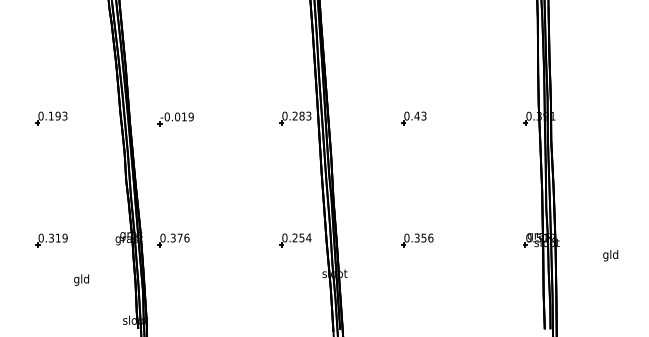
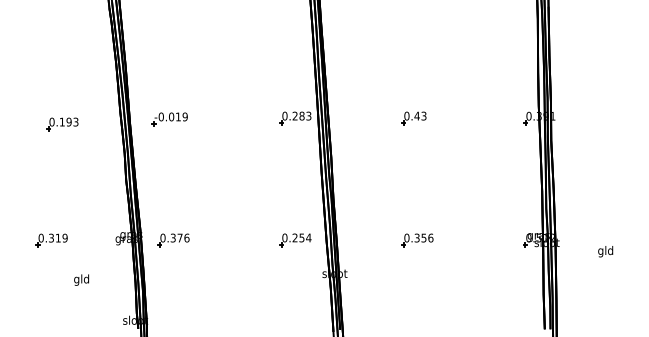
part position: (51, 118) -> (62, 124) (62, 124)
part position: (175, 119) -> (169, 119) (169, 119)
text position: (610, 255) -> (605, 251) (605, 251)
